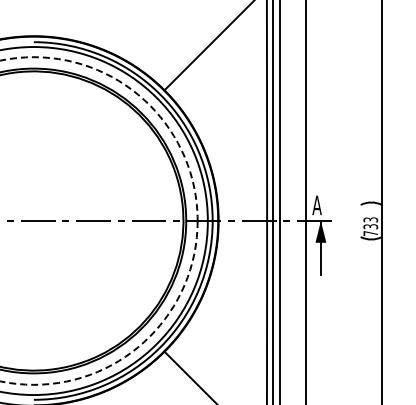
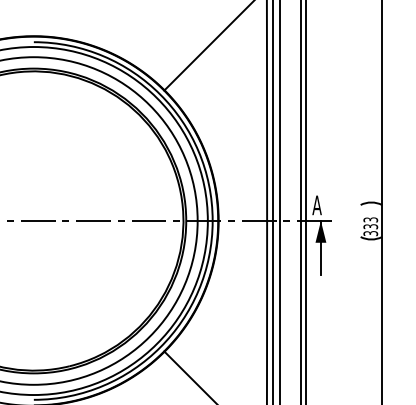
line: none -> present (301, 201)
circle: dashed -> solid (98, 220)
text: 733 -> 333 (370, 233)
